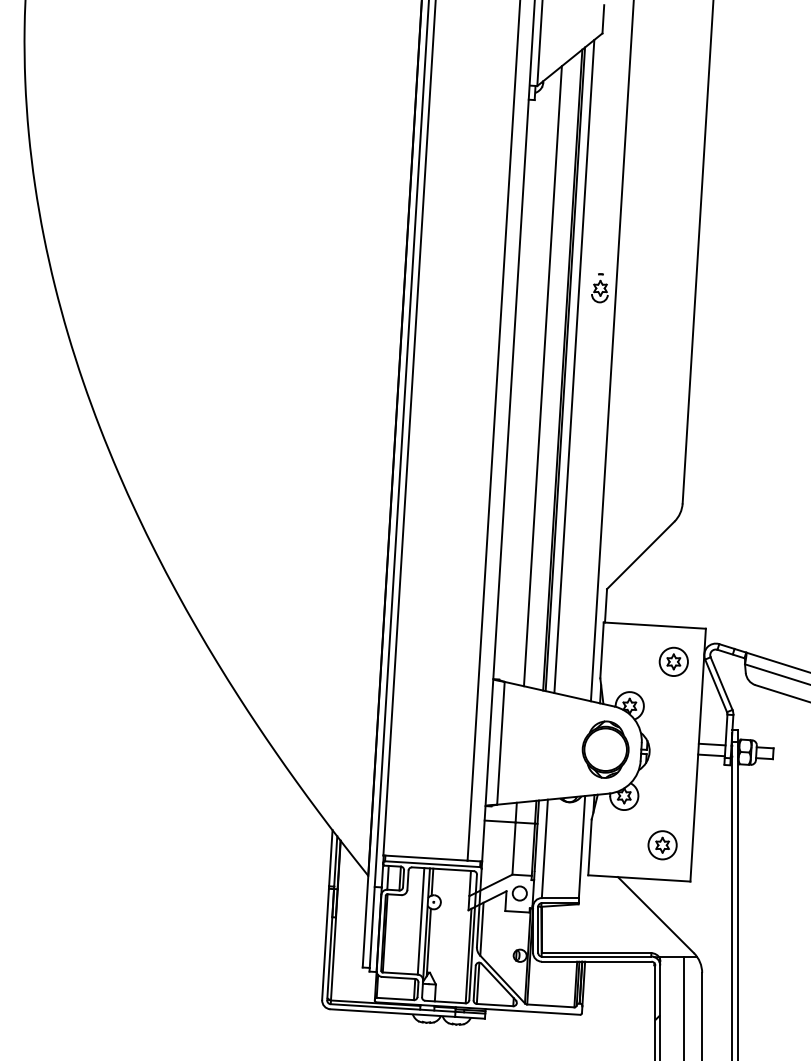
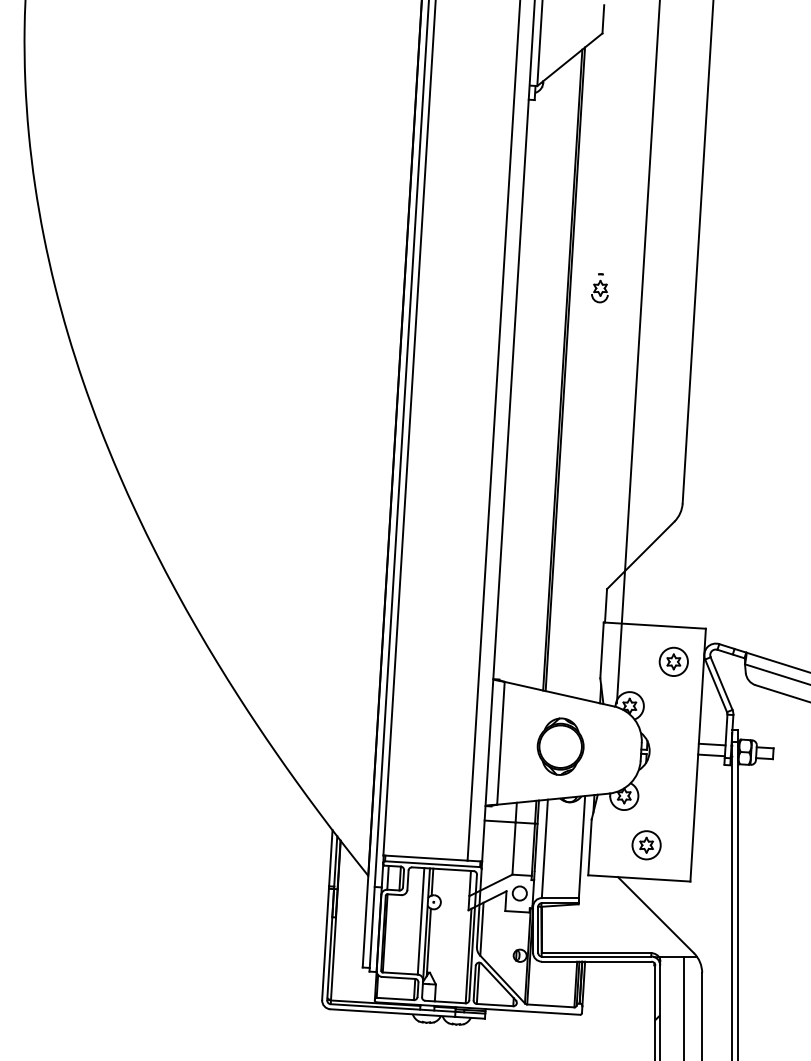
line position: (611, 351) -> (637, 352) (637, 352)
line: present -> none (574, 366)
line: present -> none (542, 376)
part position: (605, 749) -> (560, 746) (560, 746)
part position: (662, 845) -> (646, 845) (646, 845)
